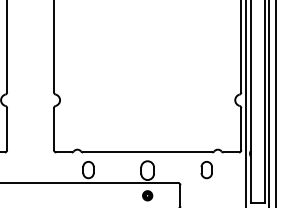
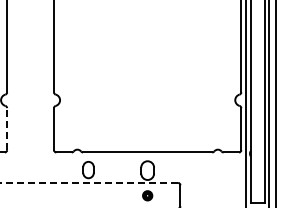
line: solid -> dashed (7, 129)
part: present -> none (206, 170)
line: solid -> dashed (89, 182)
